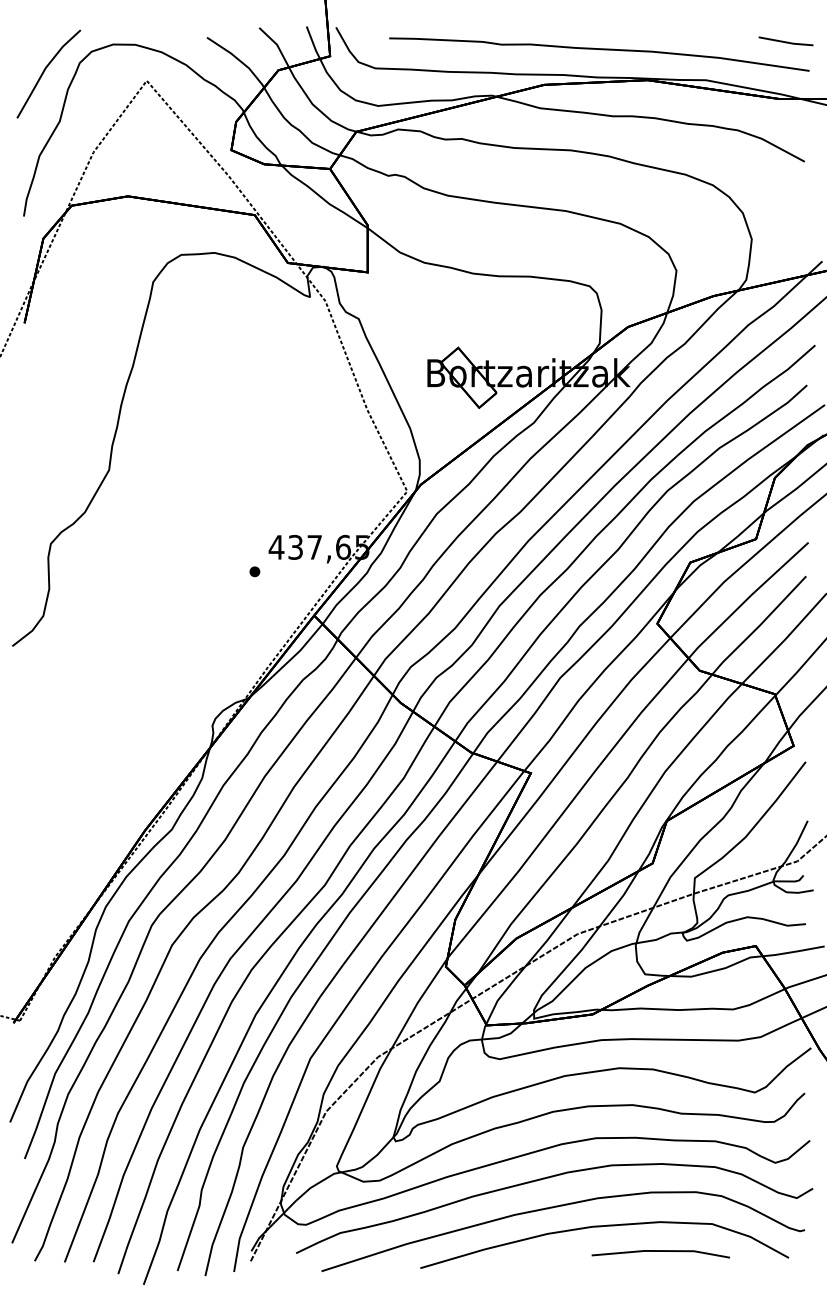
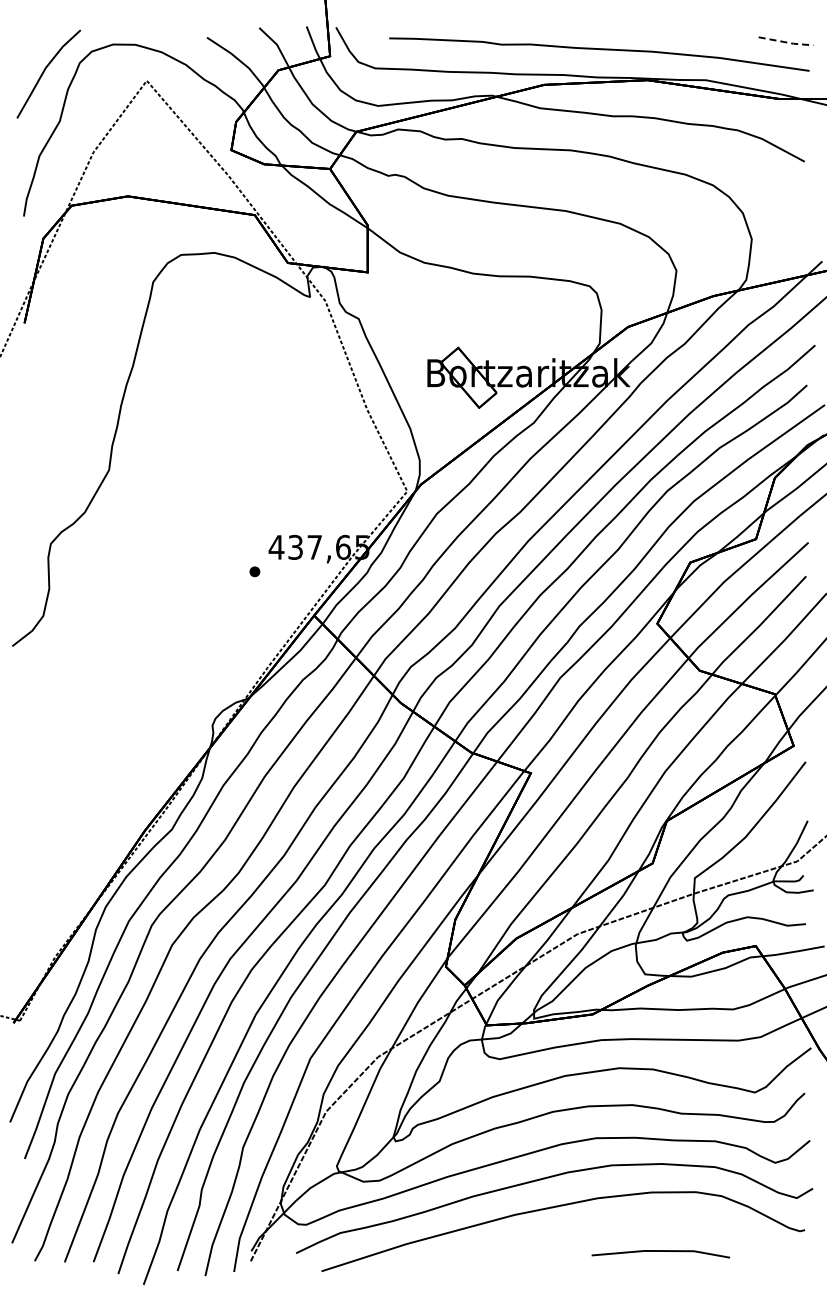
line: solid -> dashed (786, 42)
curve: present -> none (601, 1227)
